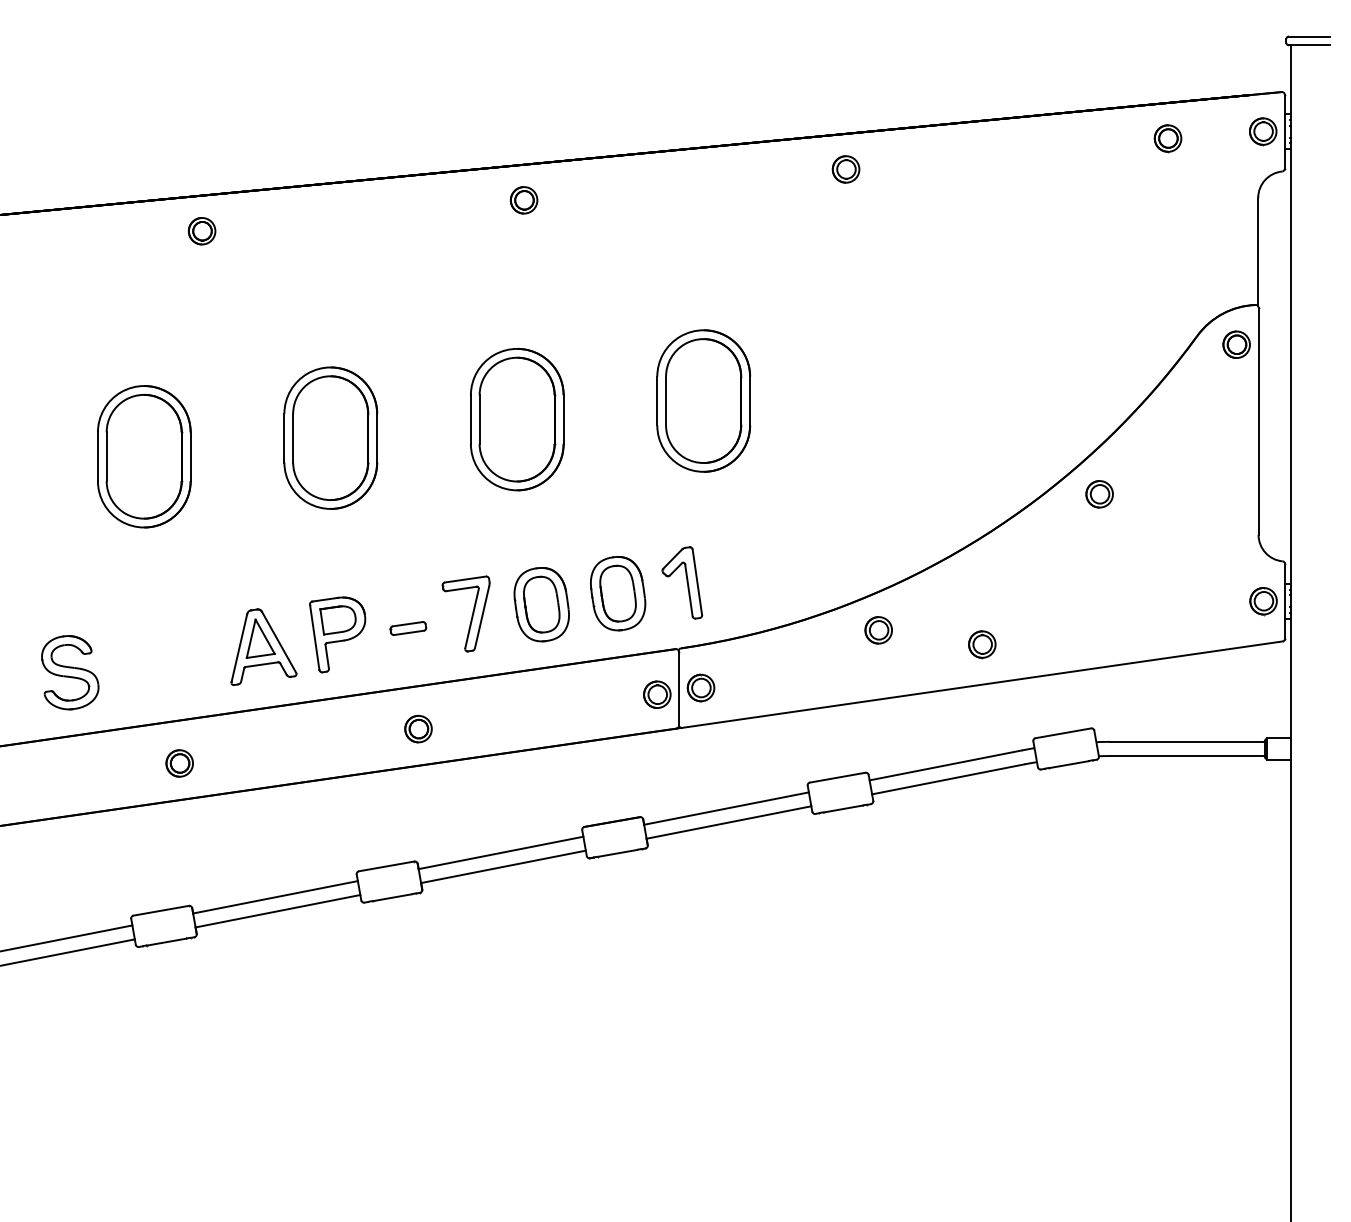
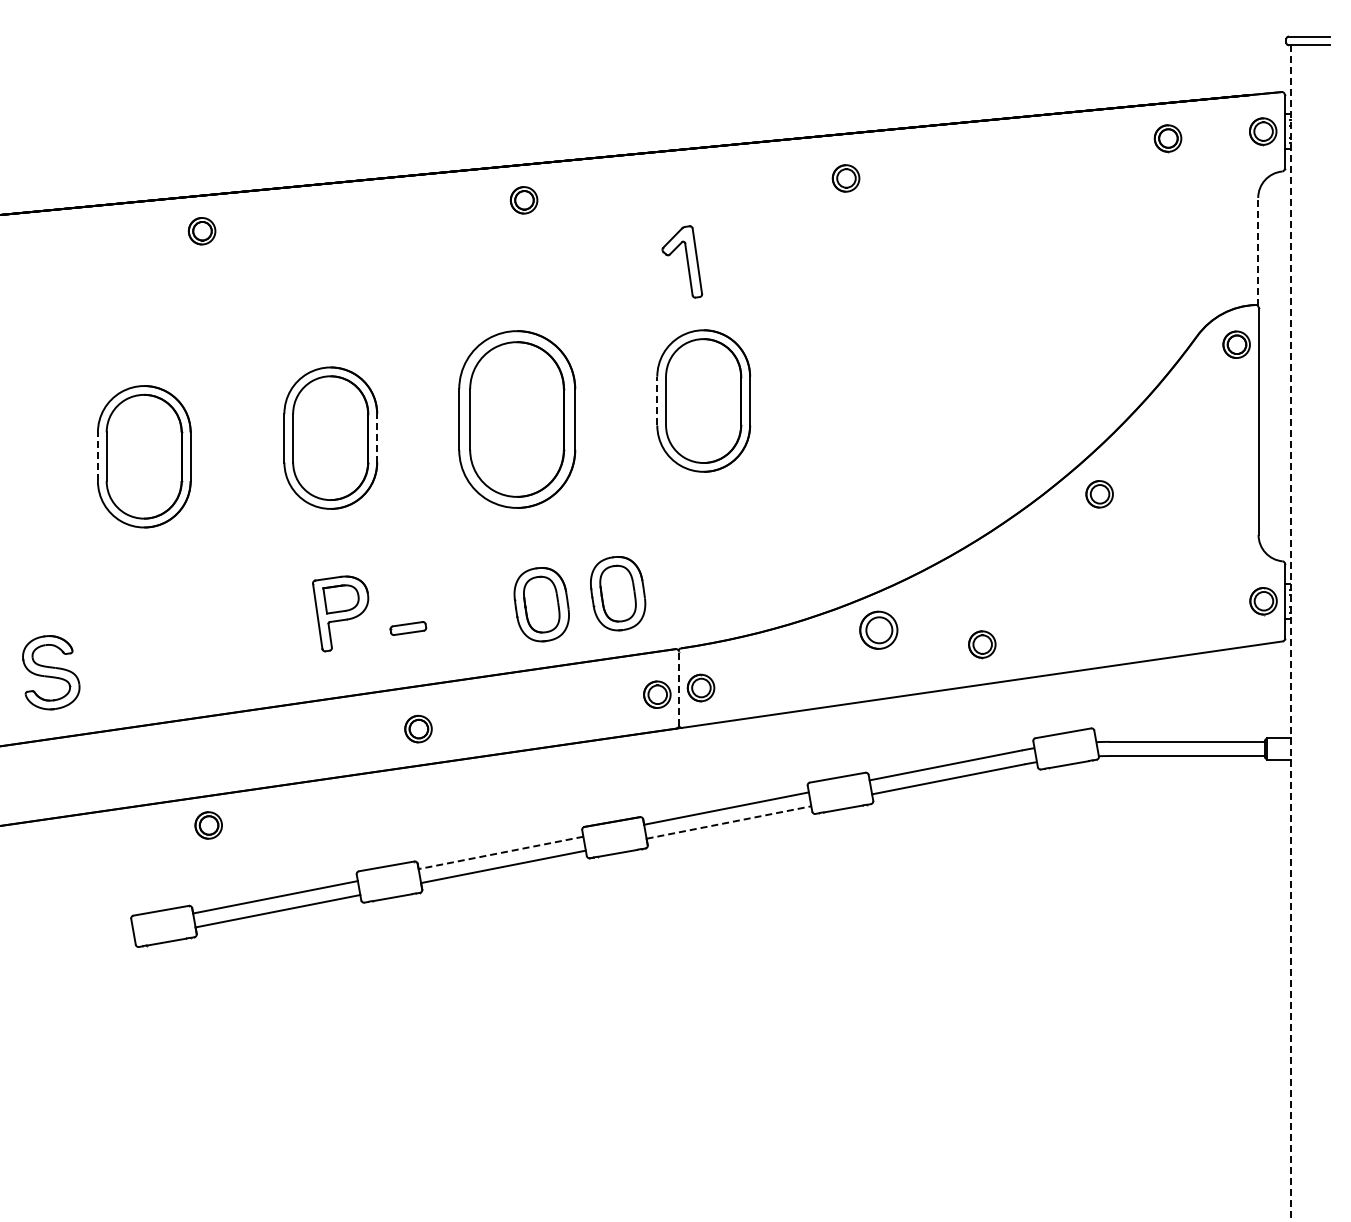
part position: (845, 169) -> (845, 178) (845, 178)
line: solid -> dashed (1258, 251)
line: solid -> dashed (657, 400)
part size: 95x144 px -> 119x179 px (517, 419)
line: solid -> dashed (377, 437)
line: solid -> dashed (97, 456)
part position: (682, 582) -> (682, 261) (682, 261)
part: present -> none (471, 615)
part size: 29x29 px -> 40x40 px (878, 629)
line: solid -> dashed (1290, 633)
part position: (337, 634) -> (340, 613) (340, 613)
part: present -> none (263, 646)
part position: (70, 672) -> (51, 672) (51, 672)
line: solid -> dashed (678, 688)
part position: (179, 763) -> (208, 825) (208, 825)
line: solid -> dashed (728, 822)
line: solid -> dashed (501, 852)
line: present -> none (67, 938)
line: present -> none (68, 952)
